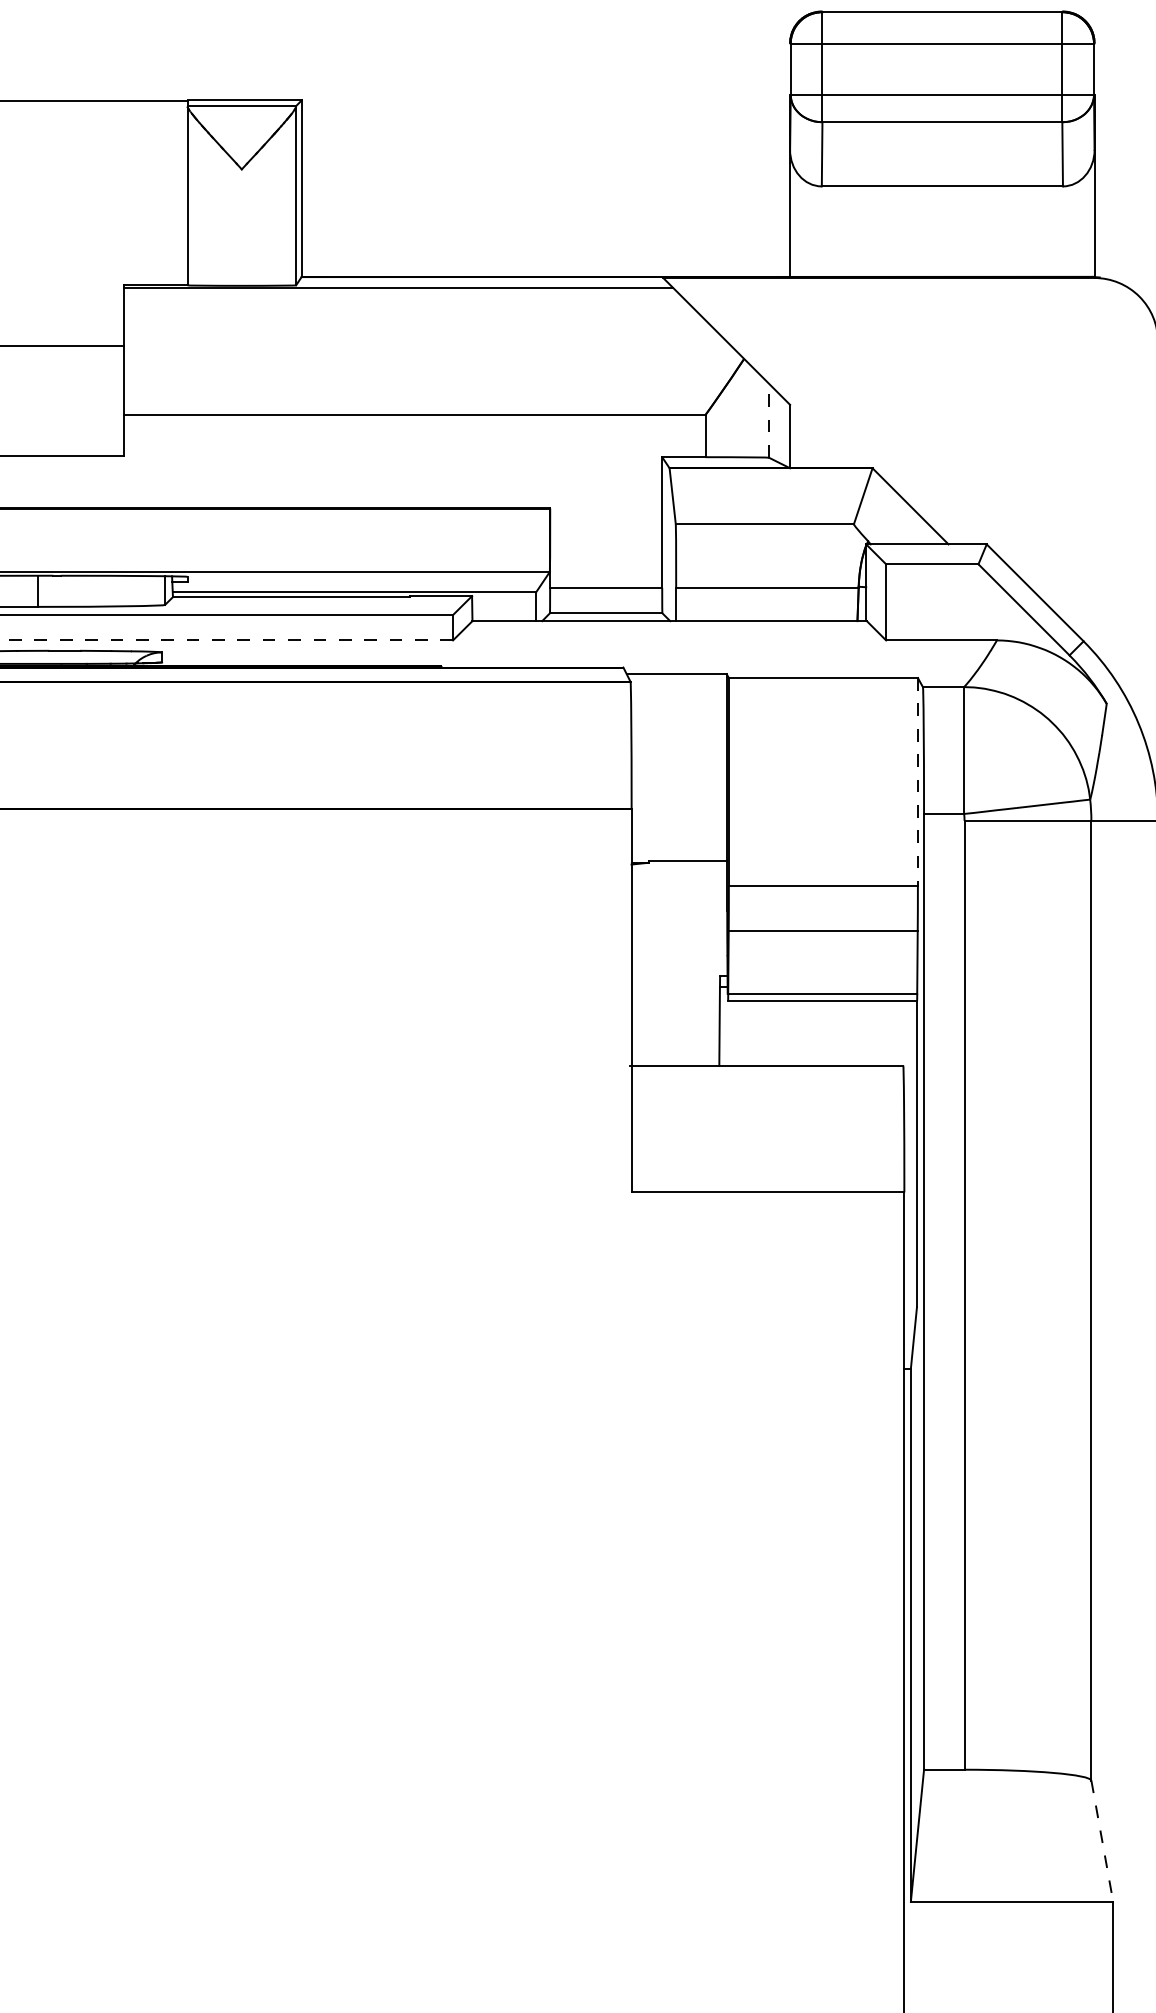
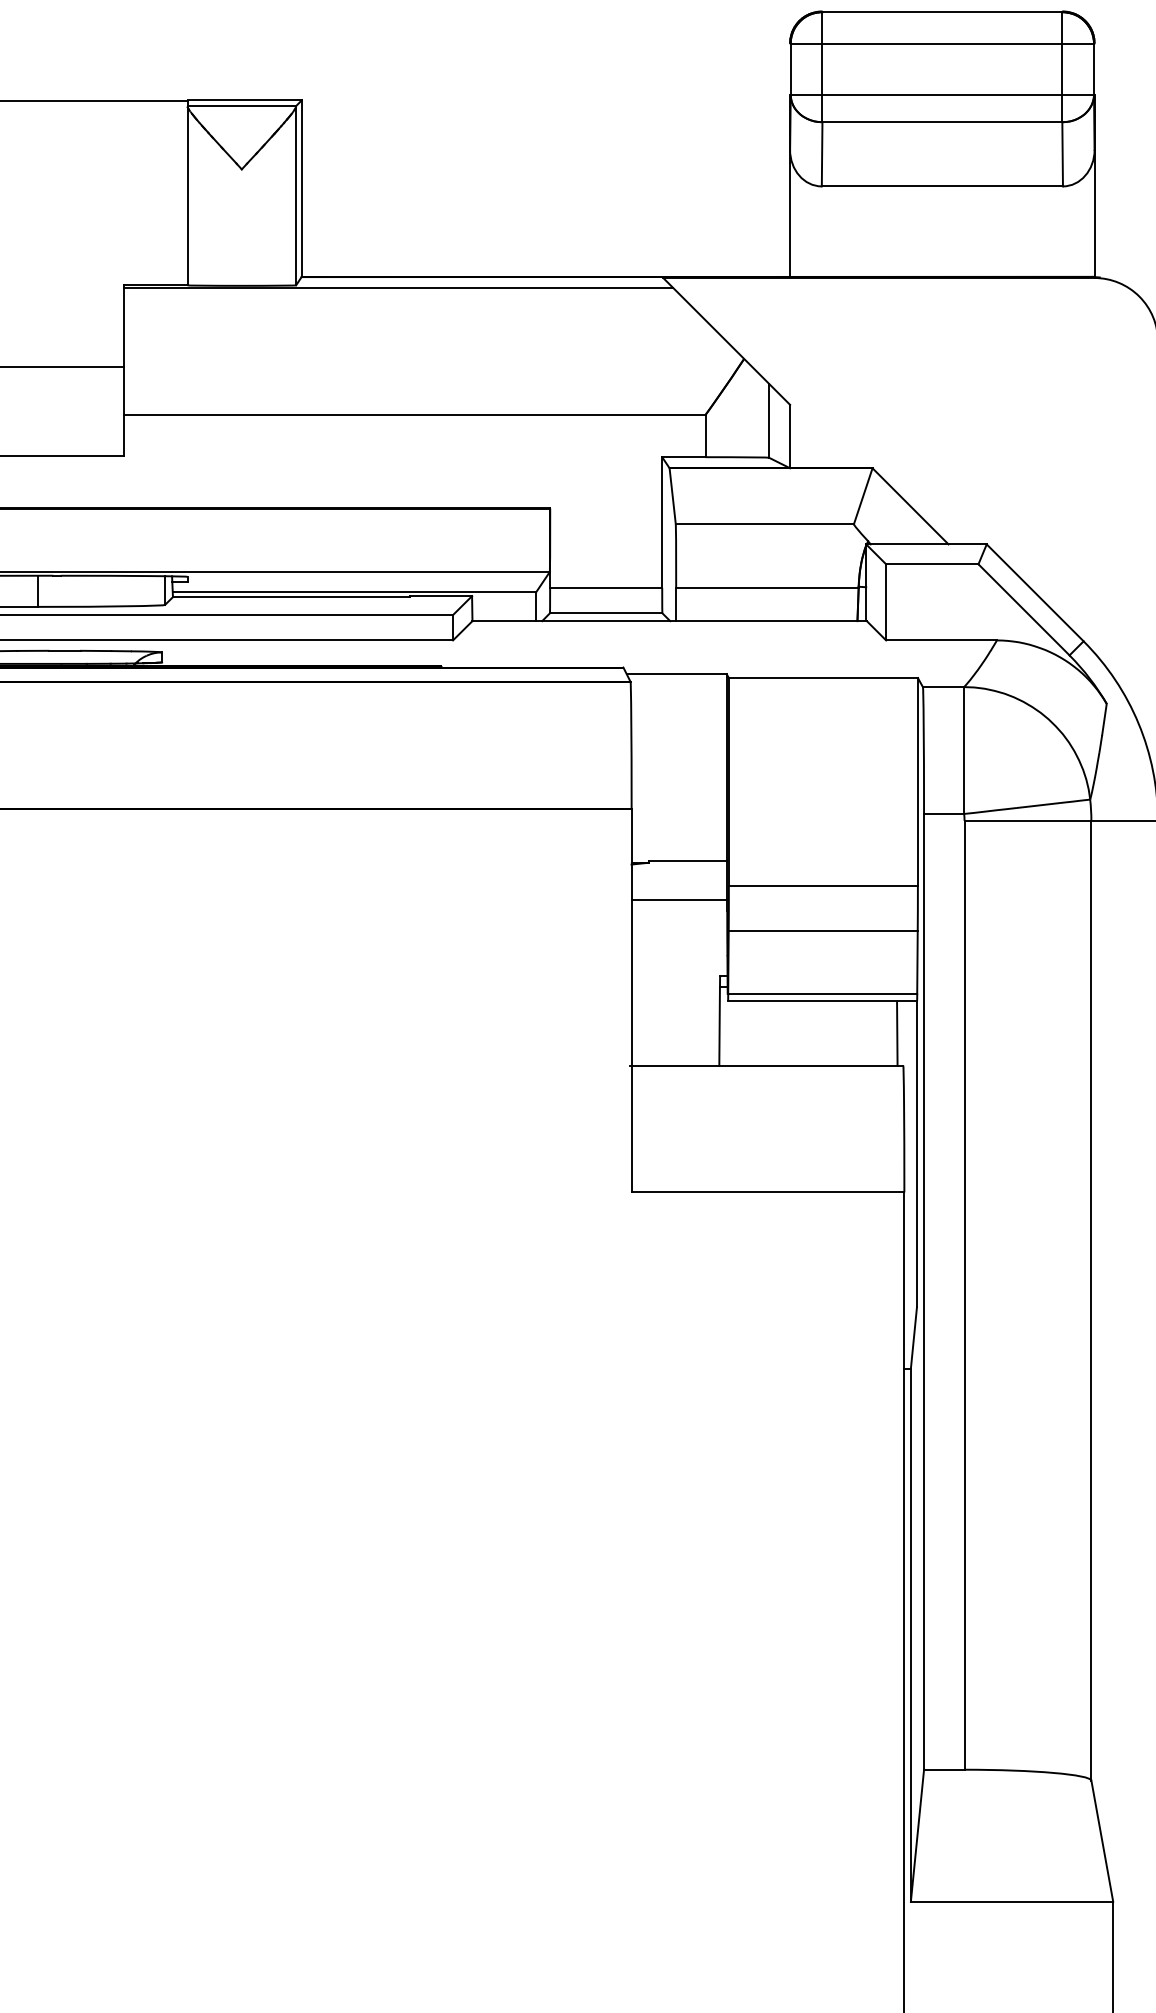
line position: (63, 345) -> (63, 366) (63, 366)
line: dashed -> solid (769, 420)
line: dashed -> solid (226, 640)
line: dashed -> solid (917, 782)
line: none -> present (679, 899)
line: none -> present (897, 1033)
line: dashed -> solid (1102, 1841)
